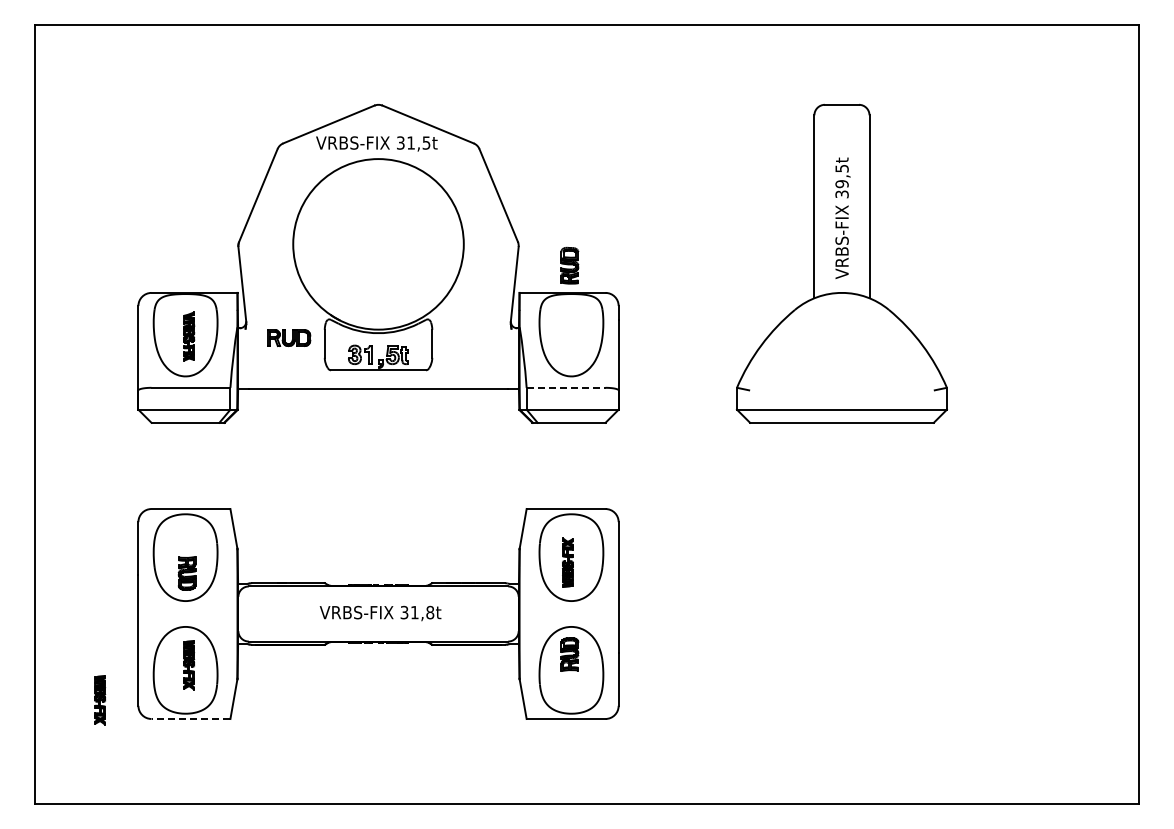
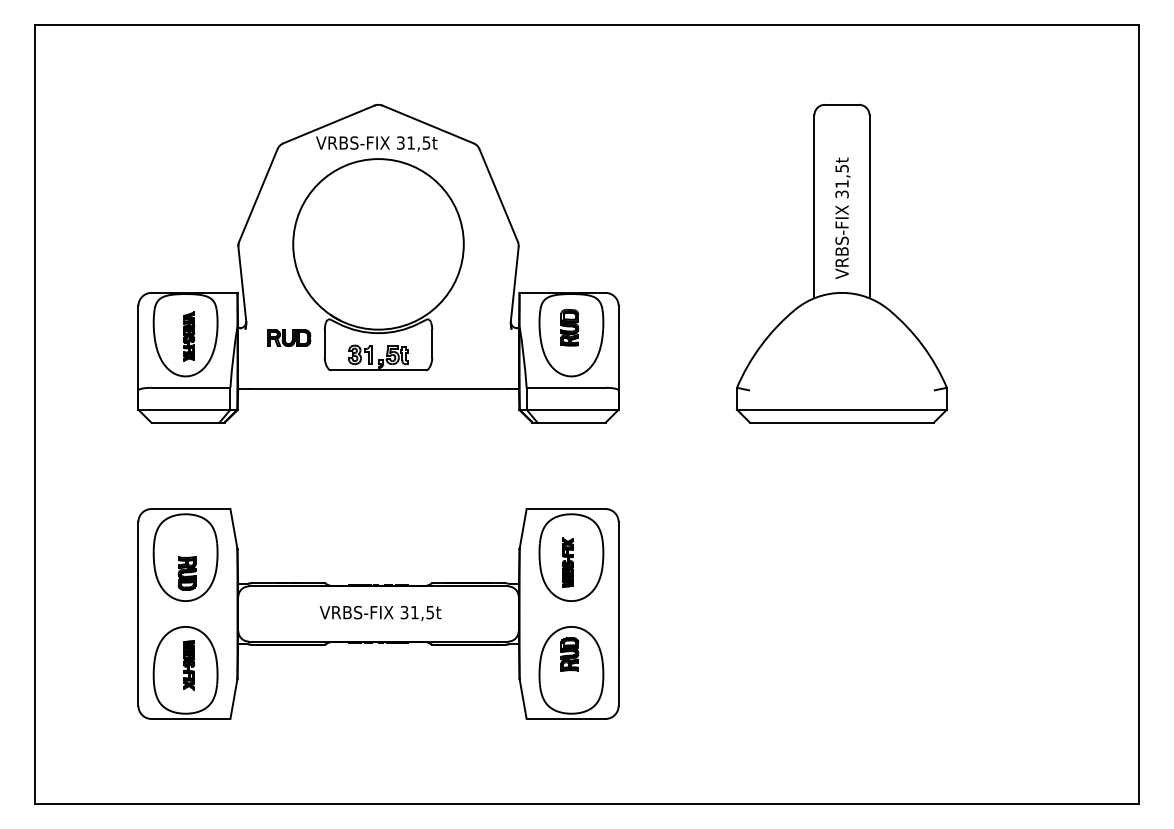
text: 39,5t -> 31,5t (841, 184)
part position: (569, 265) -> (569, 327) (569, 327)
line: dashed -> solid (566, 387)
text: 31,8t -> 31,5t (430, 612)
part: present -> none (100, 700)
line: dashed -> solid (190, 718)
